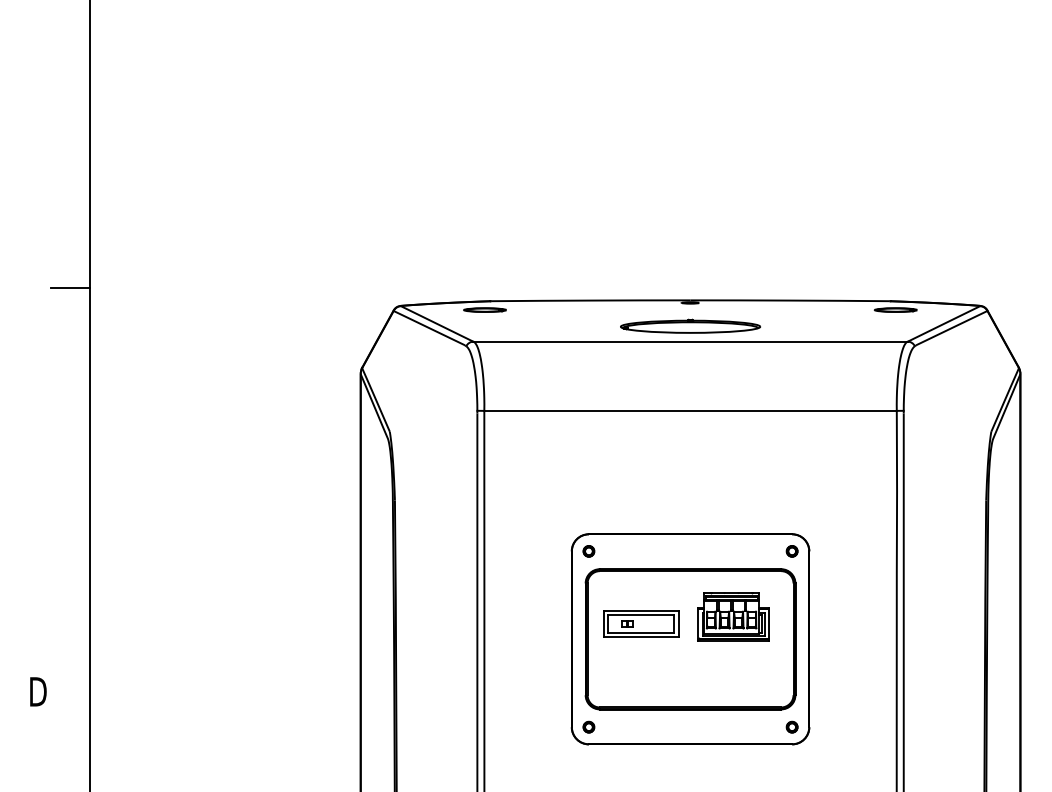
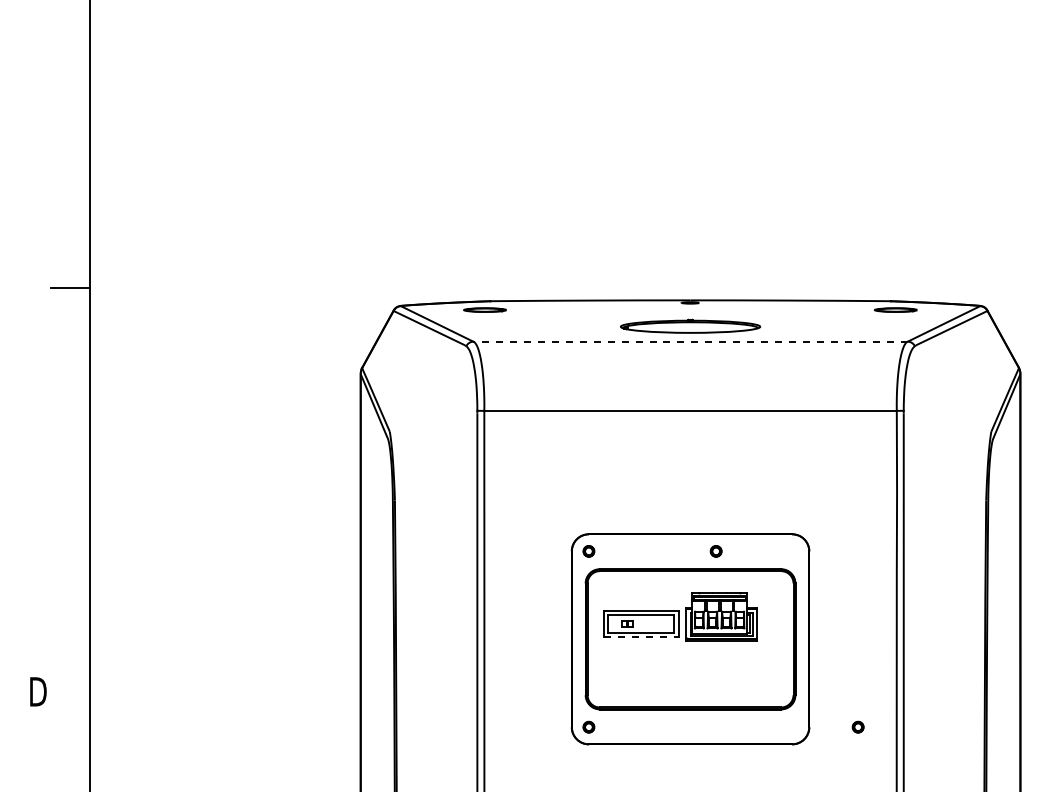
line: solid -> dashed (690, 341)
part position: (791, 551) -> (715, 551) (715, 551)
part position: (733, 616) -> (721, 616) (721, 616)
line: solid -> dashed (641, 637)
part position: (791, 726) -> (857, 726) (857, 726)
